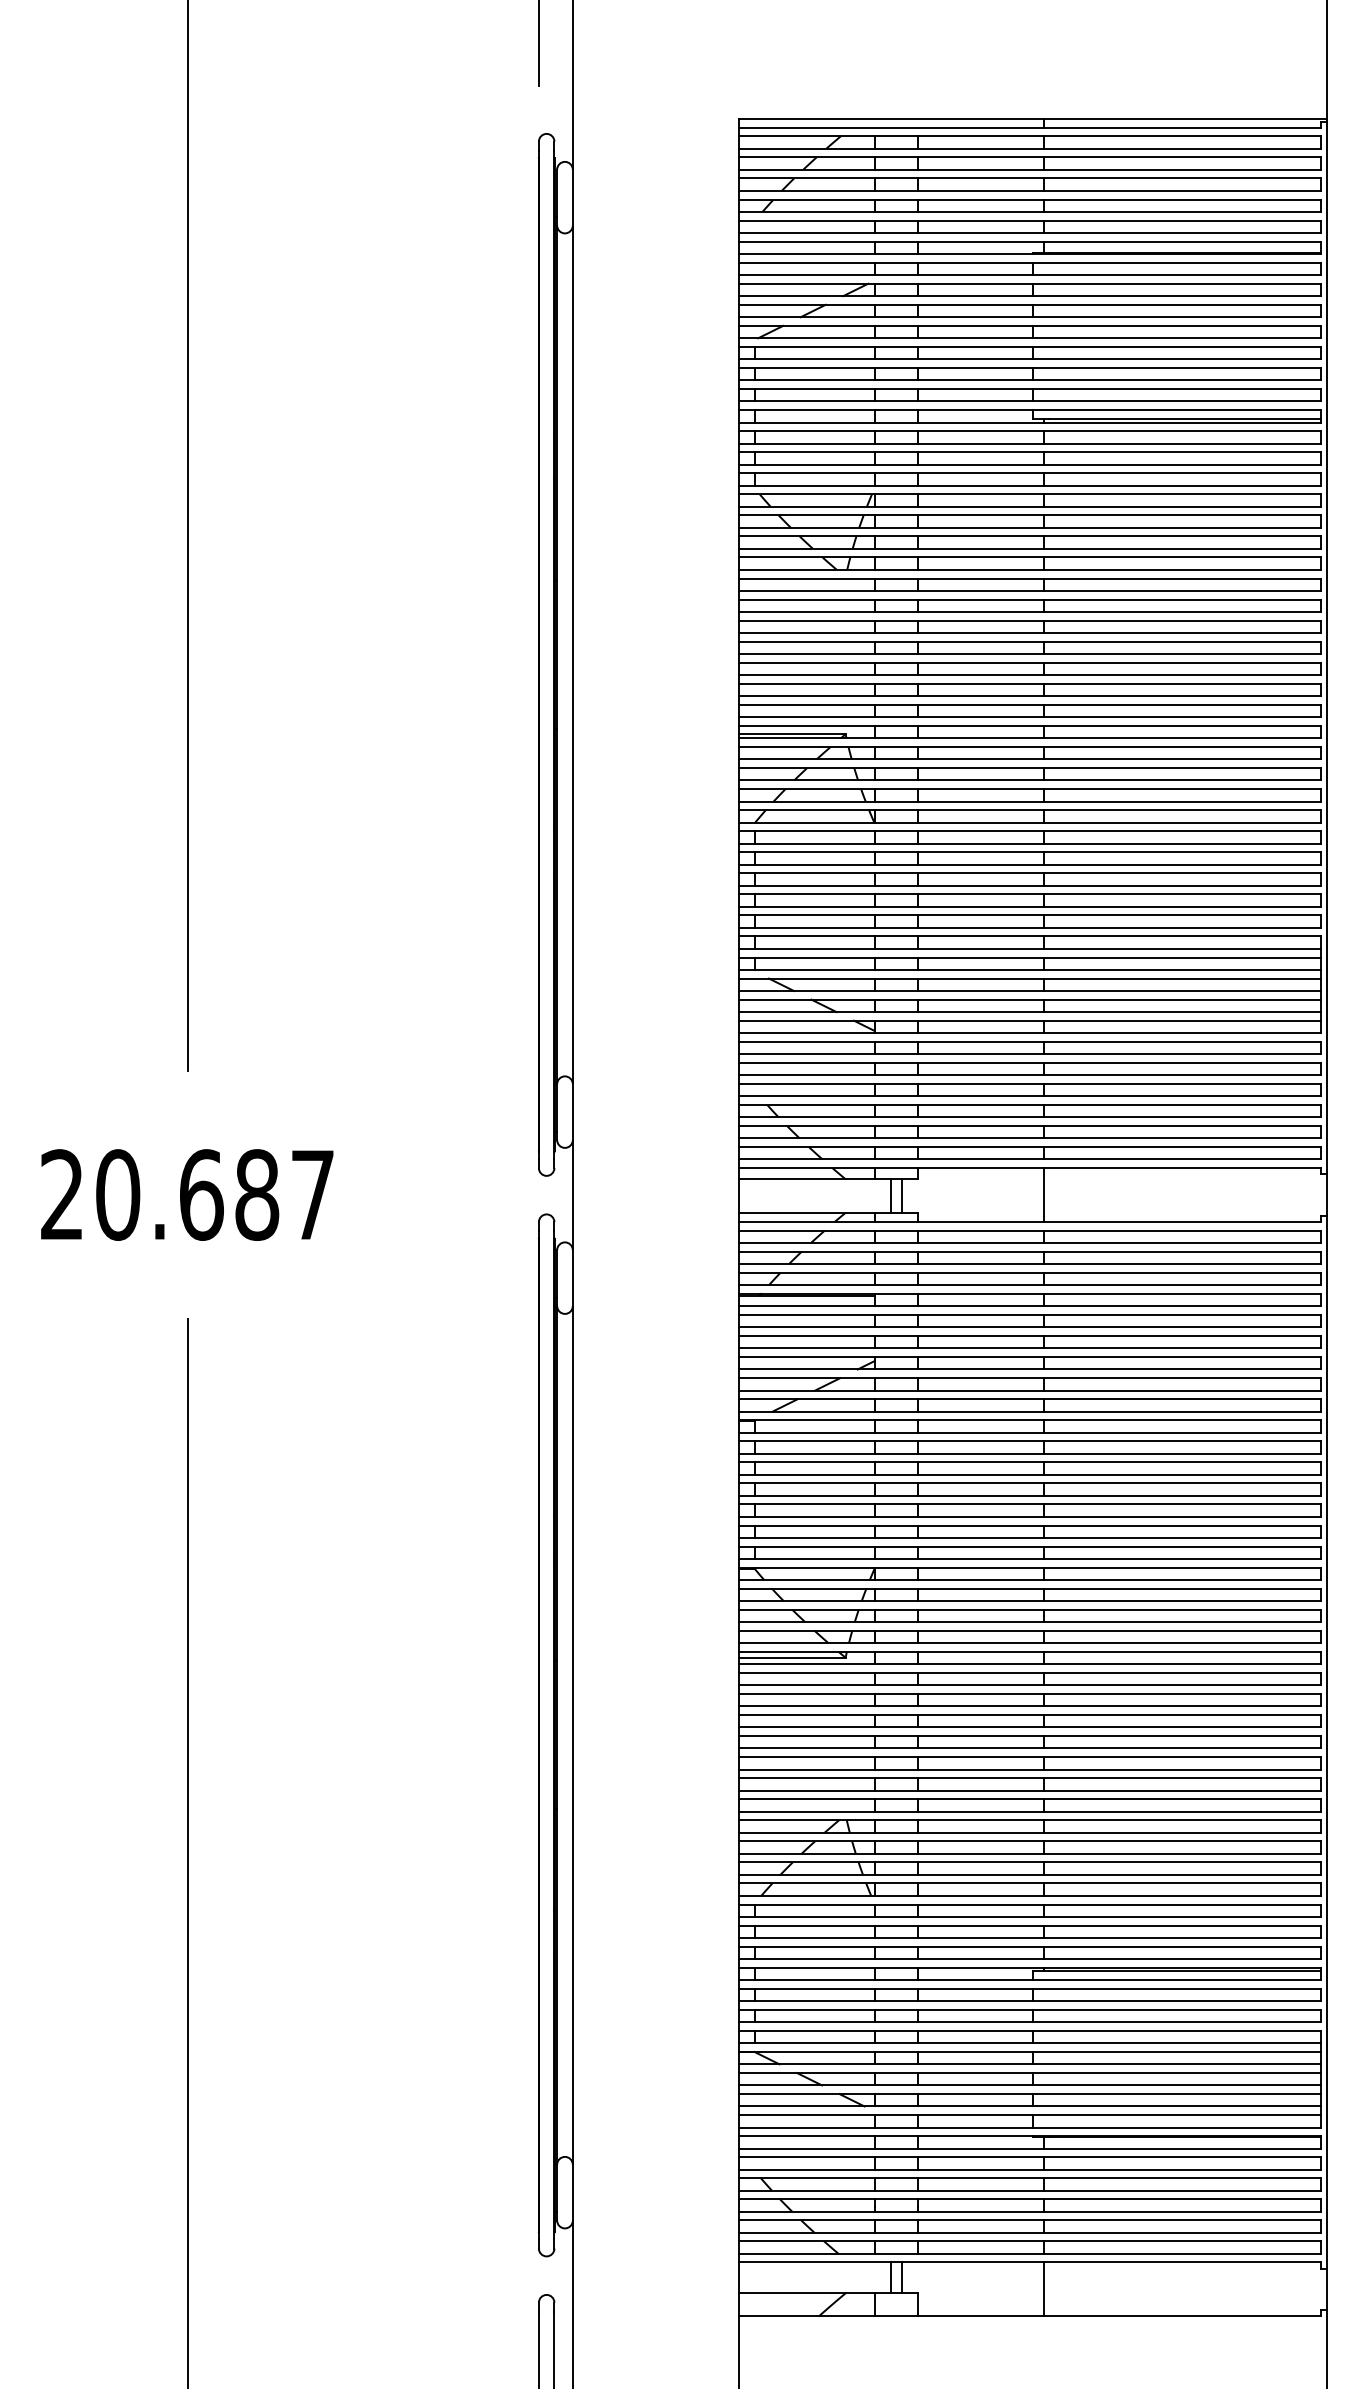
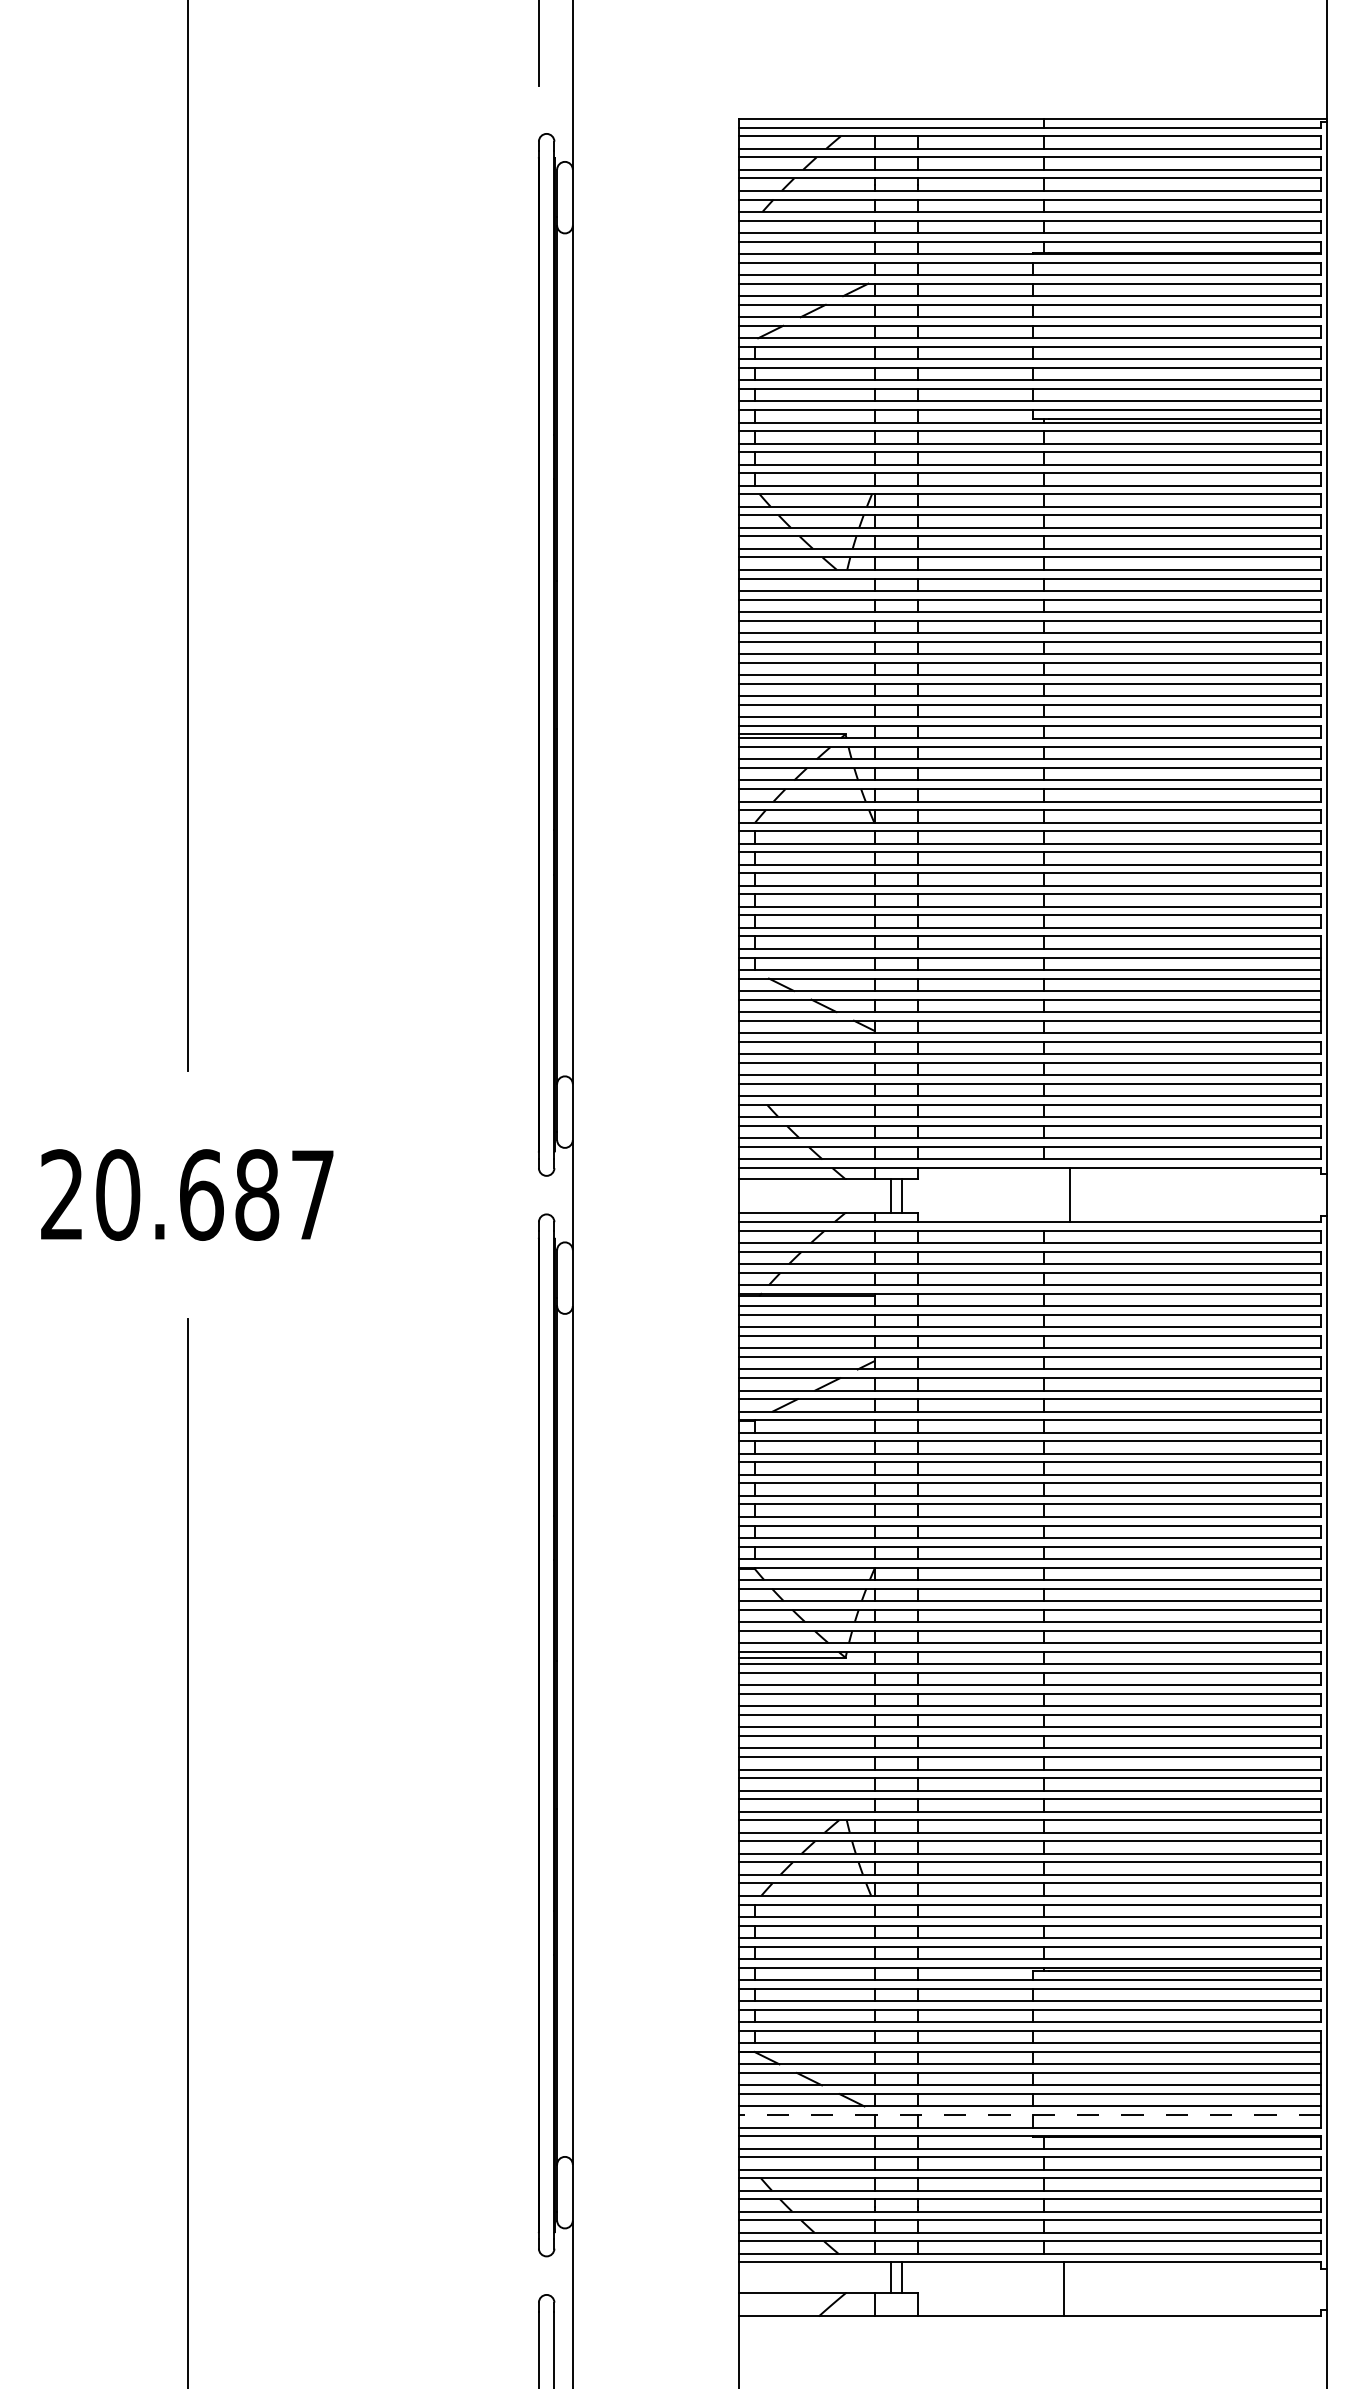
line position: (1043, 1195) -> (1069, 1195) (1069, 1195)
line: solid -> dashed (1029, 2115)
line position: (1043, 2289) -> (1063, 2289) (1063, 2289)
